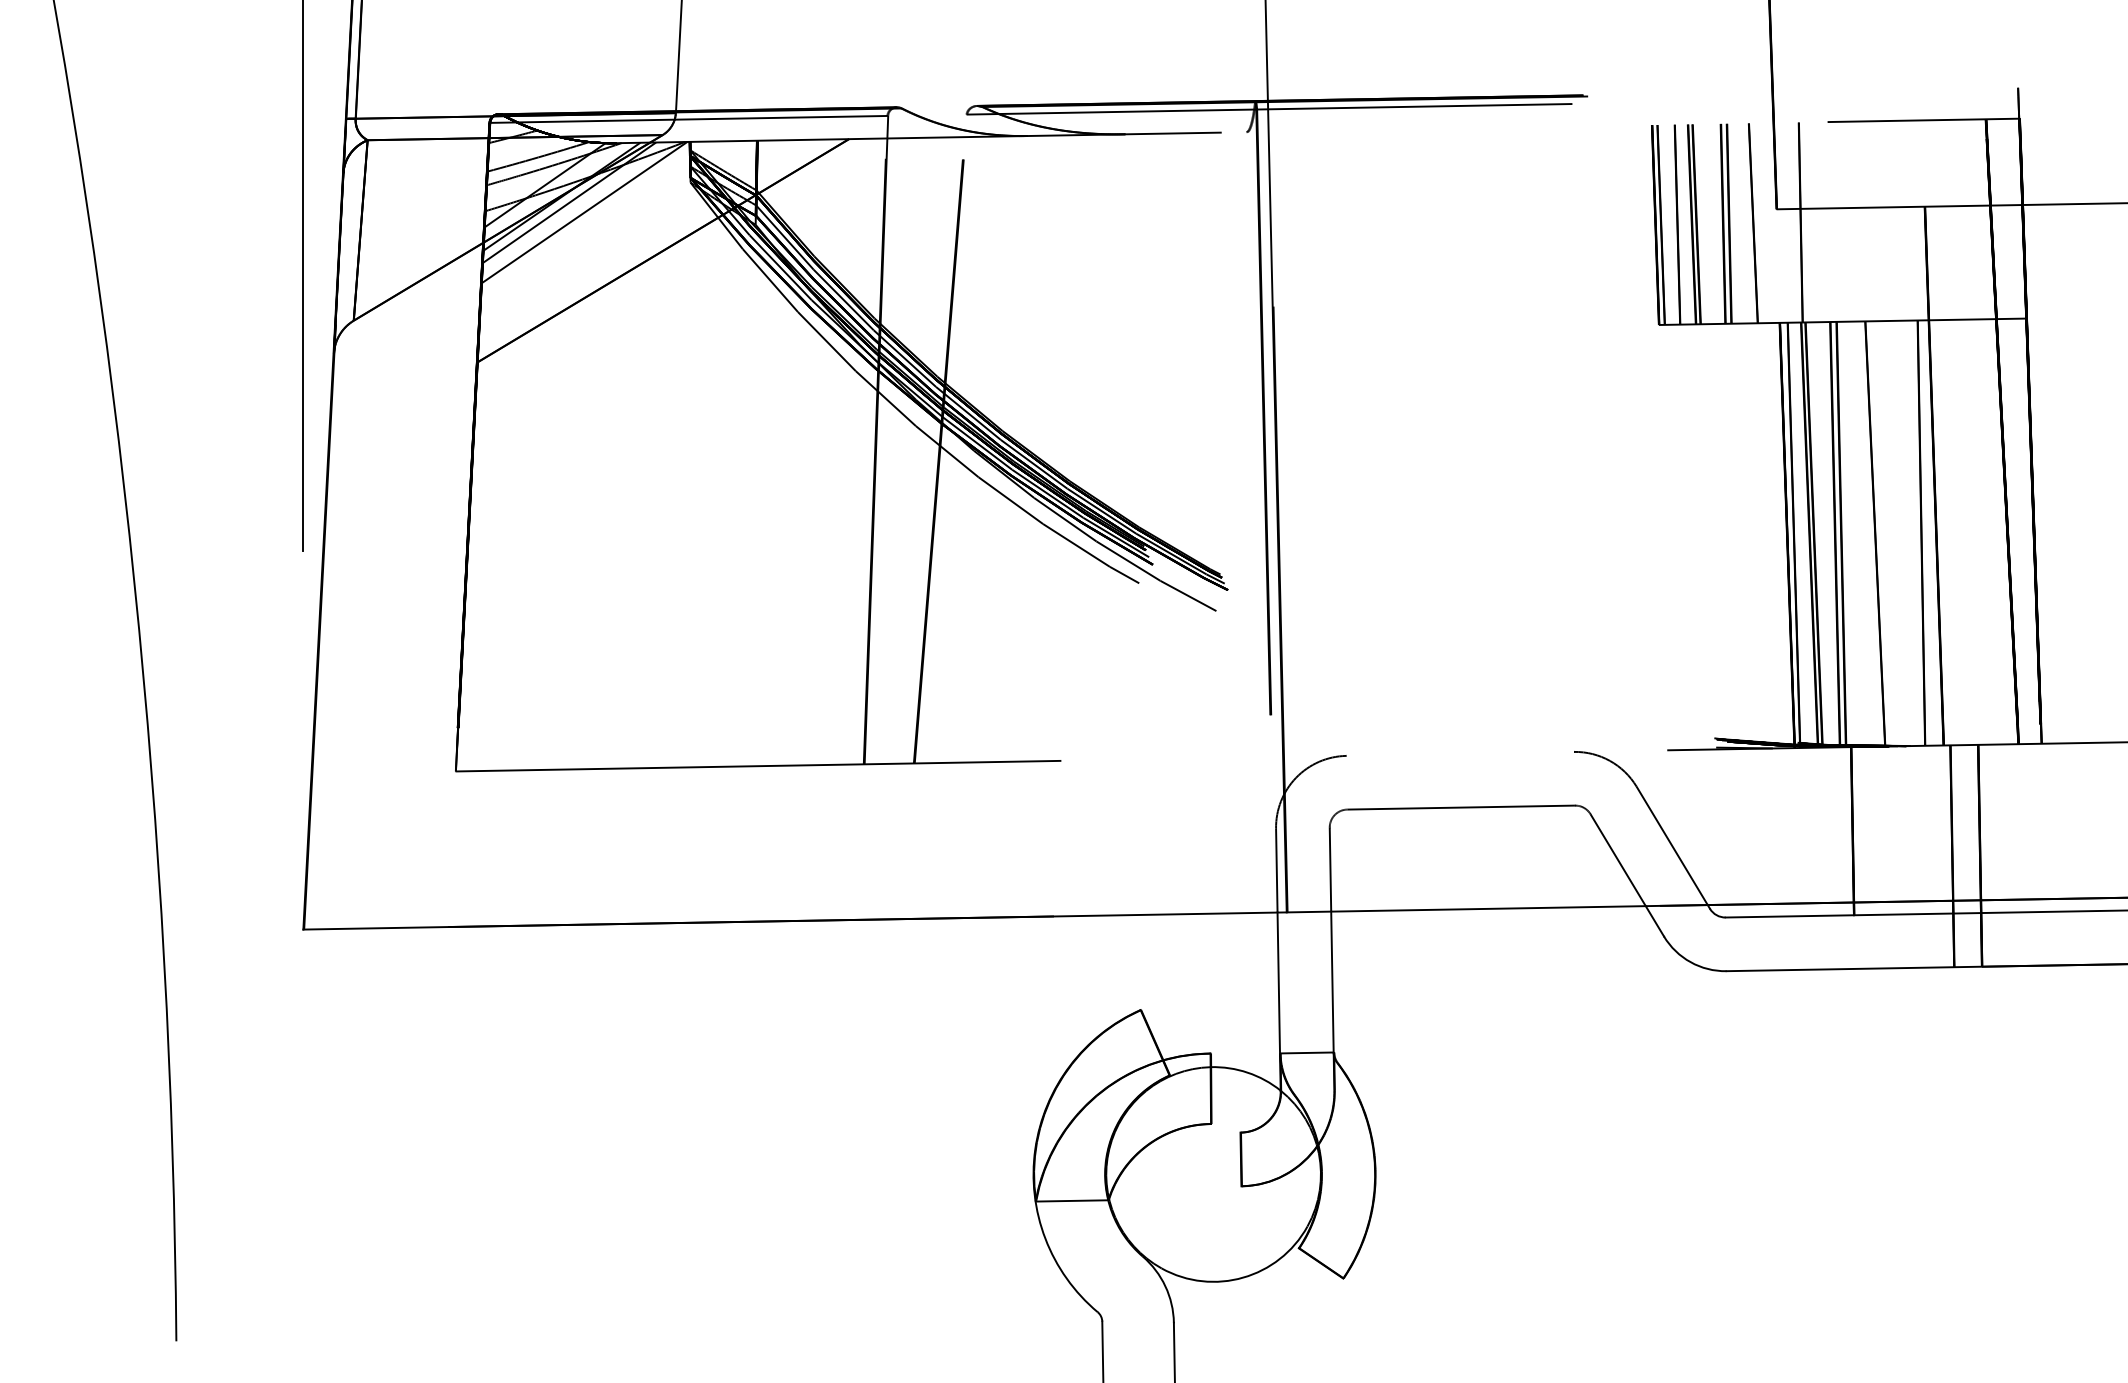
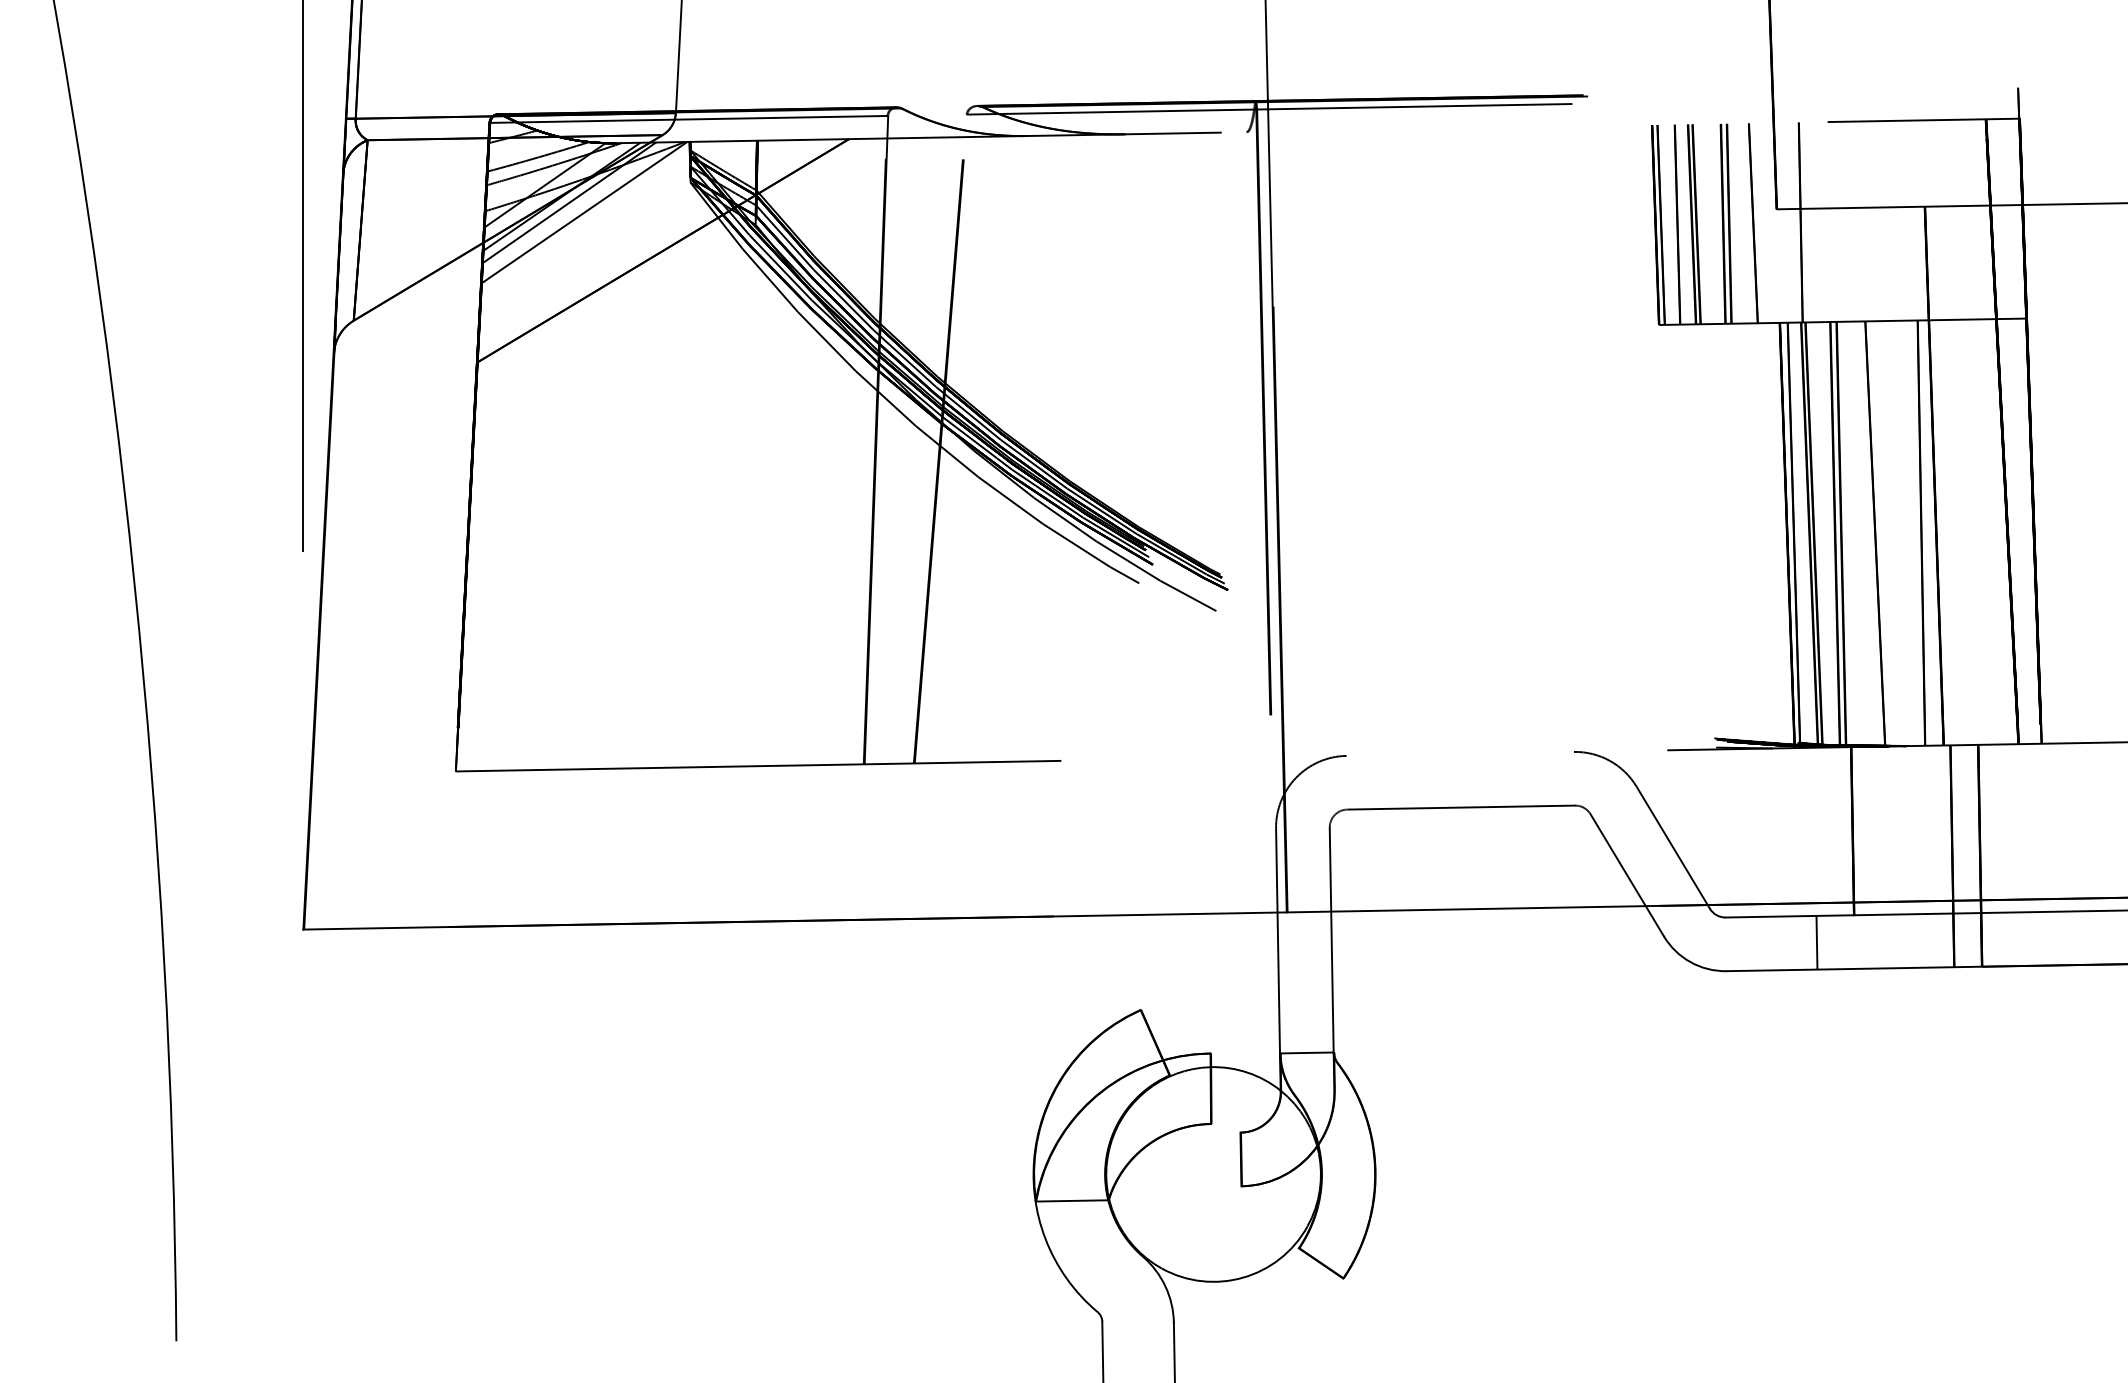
line: none -> present (1816, 942)
